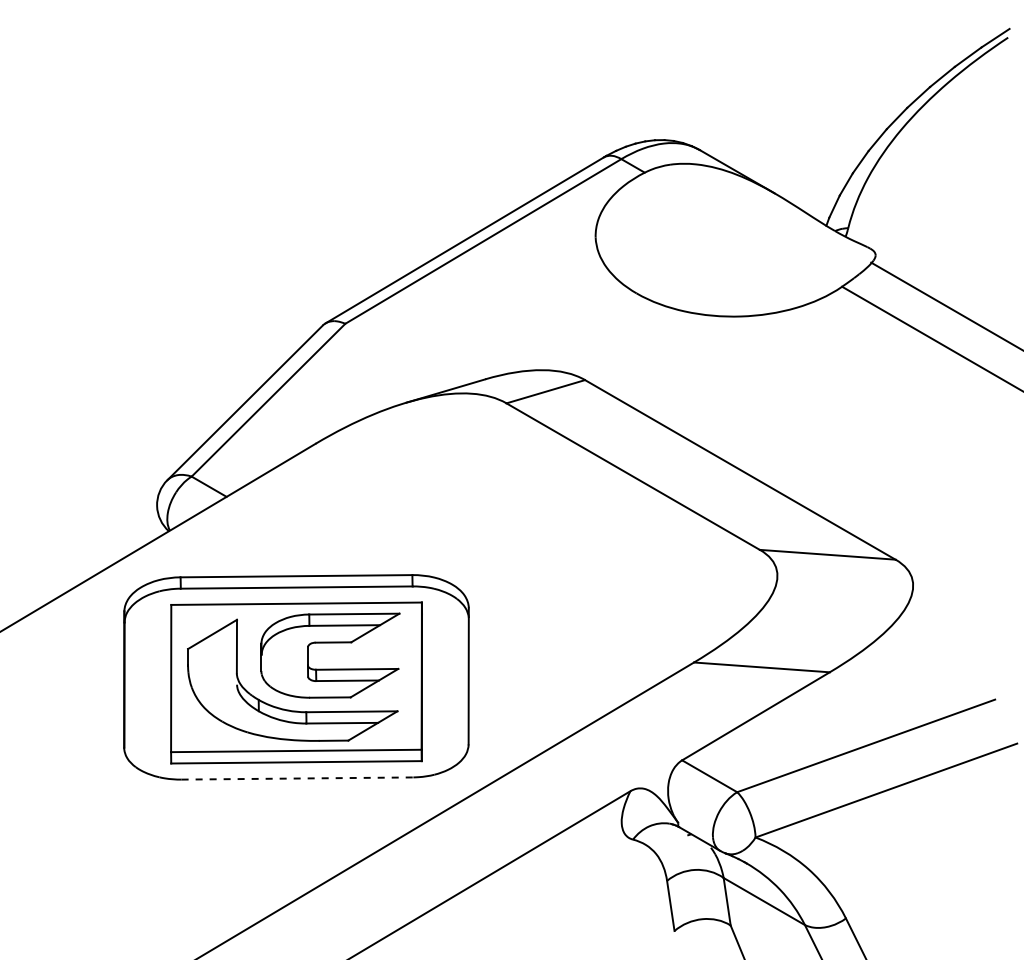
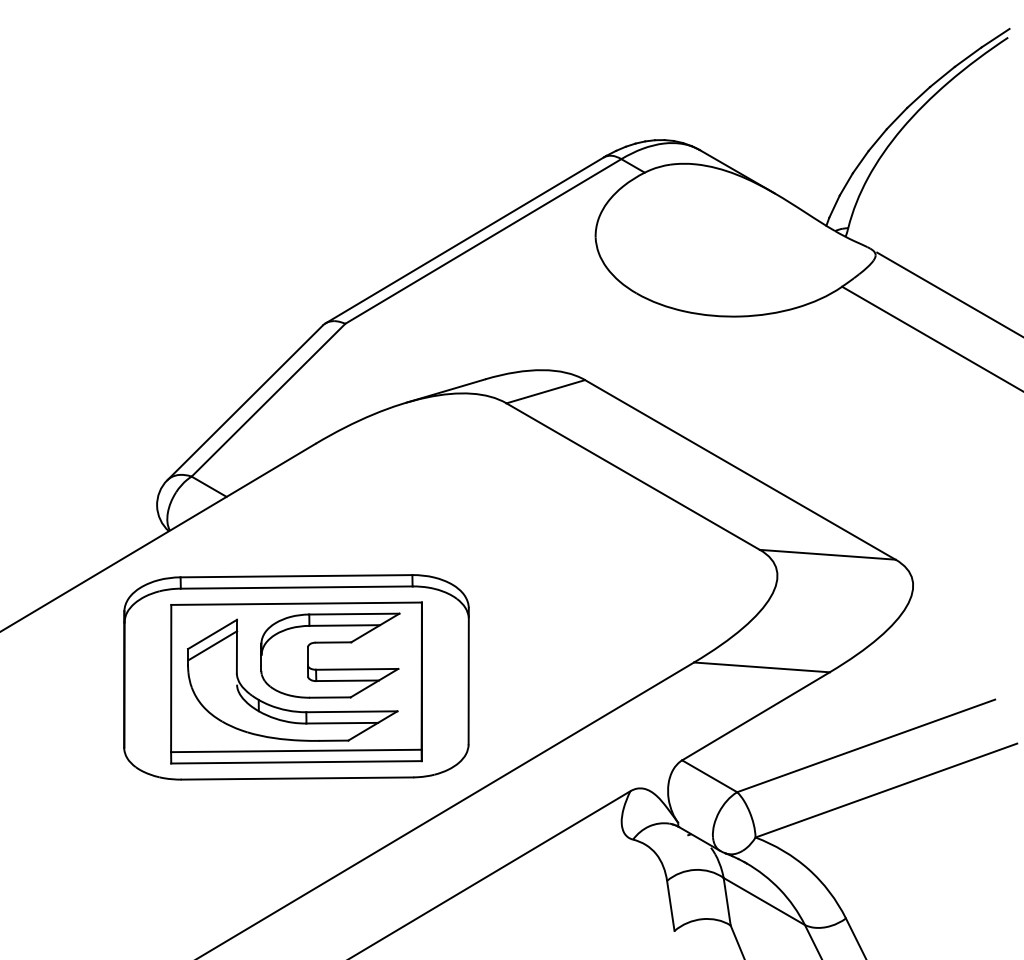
line position: (945, 305) -> (948, 293) (948, 293)
line: none -> present (212, 645)
line: dashed -> solid (297, 778)
